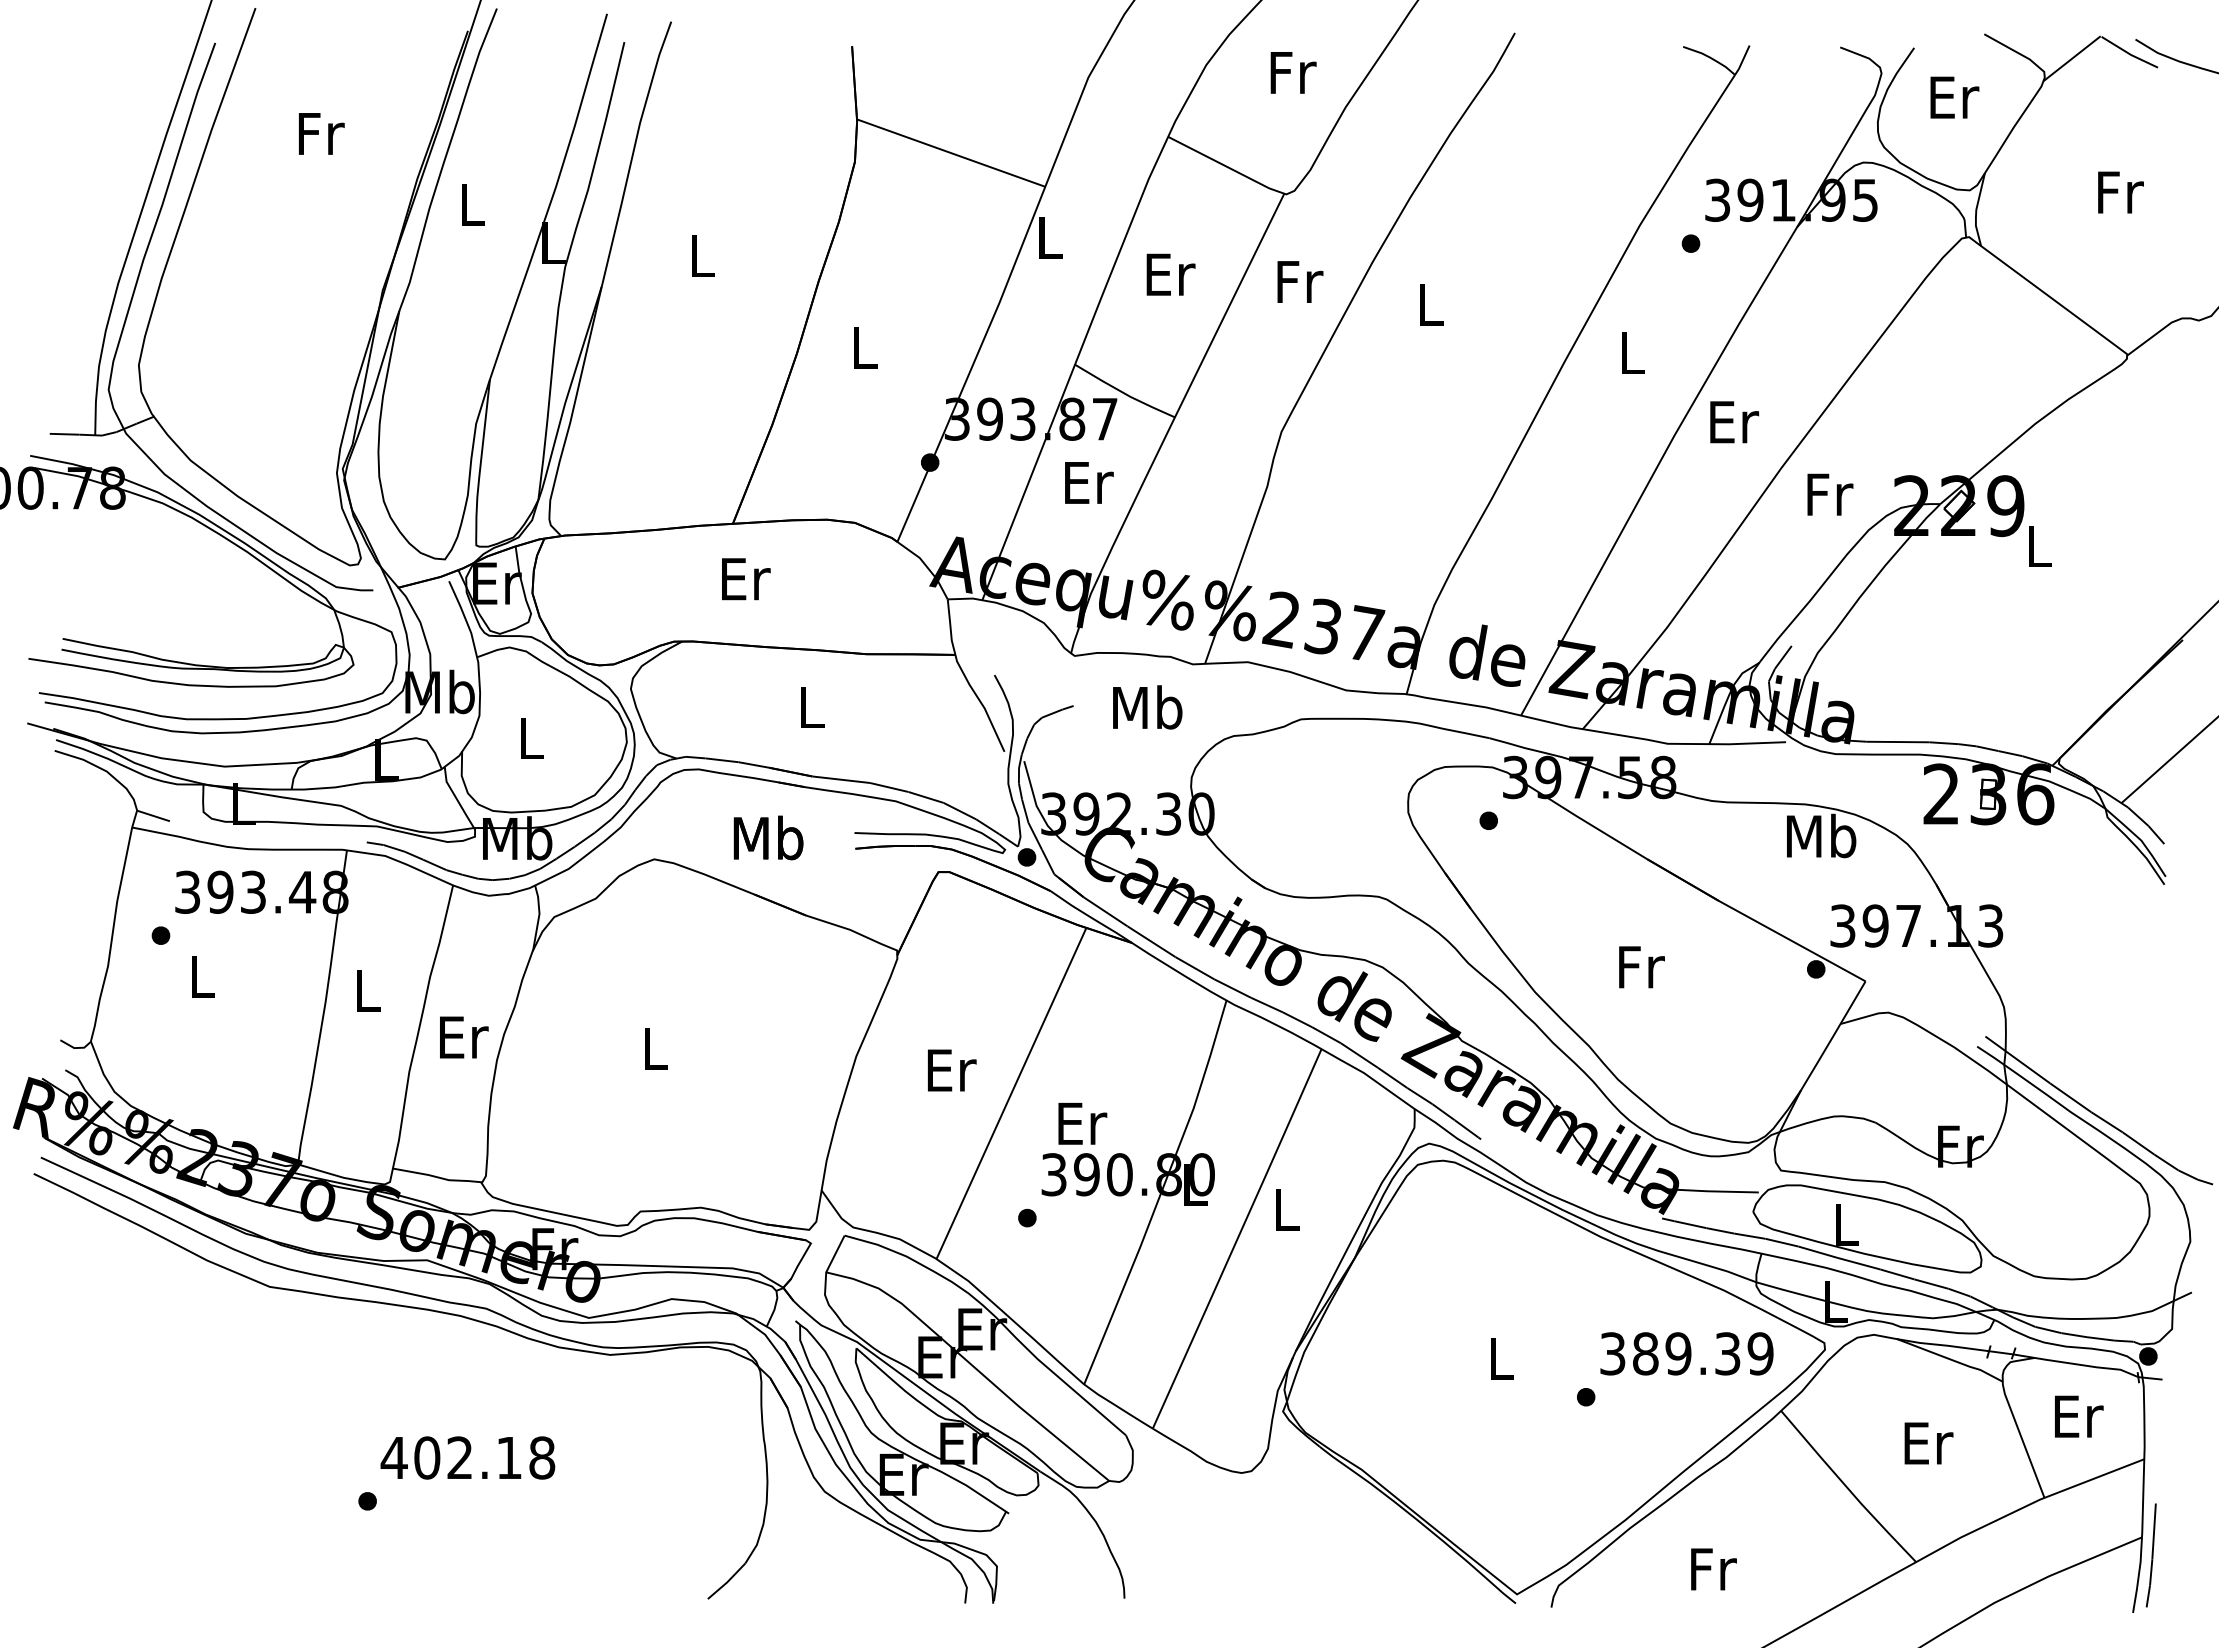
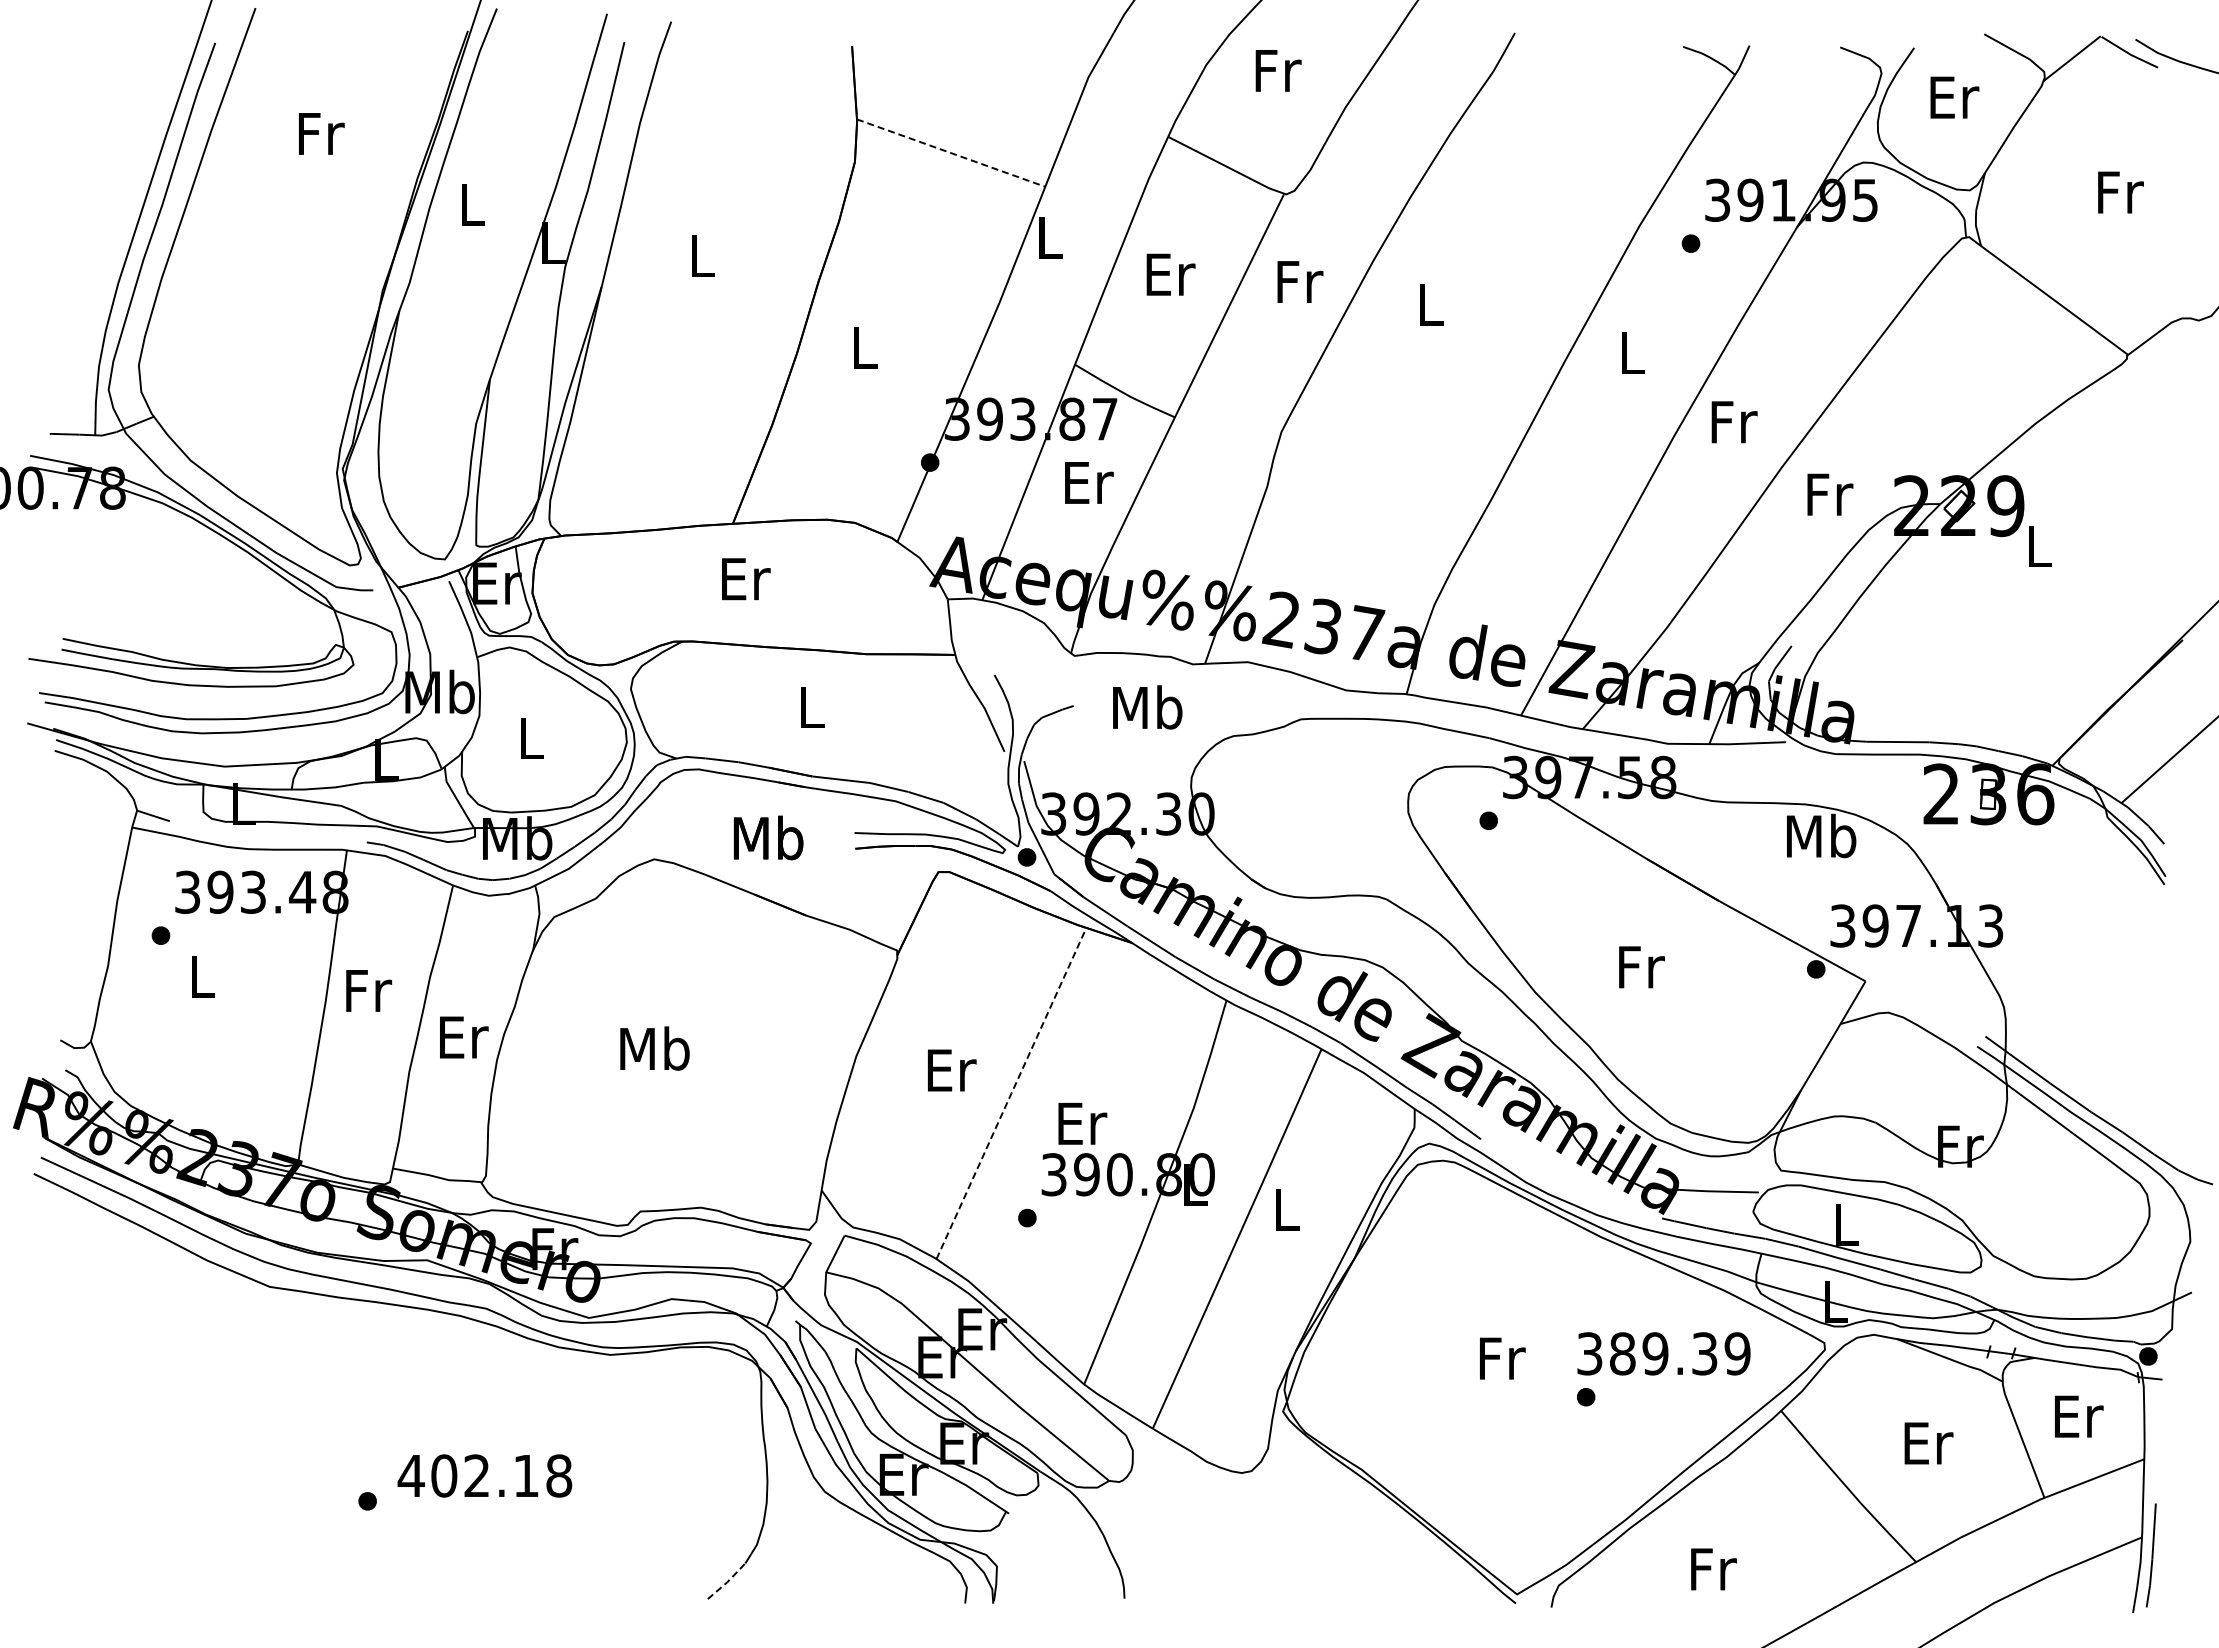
text position: (1293, 72) -> (1278, 70) (1278, 70)
line: solid -> dashed (951, 153)
text: Er -> Fr (1734, 422)
text: L -> Fr (369, 990)
text: L -> Mb (654, 1048)
line: solid -> dashed (1011, 1093)
text position: (1686, 1353) -> (1663, 1353) (1663, 1353)
text: L -> Fr (1502, 1358)
text position: (467, 1457) -> (484, 1475) (484, 1475)
line: solid -> dashed (727, 1582)
